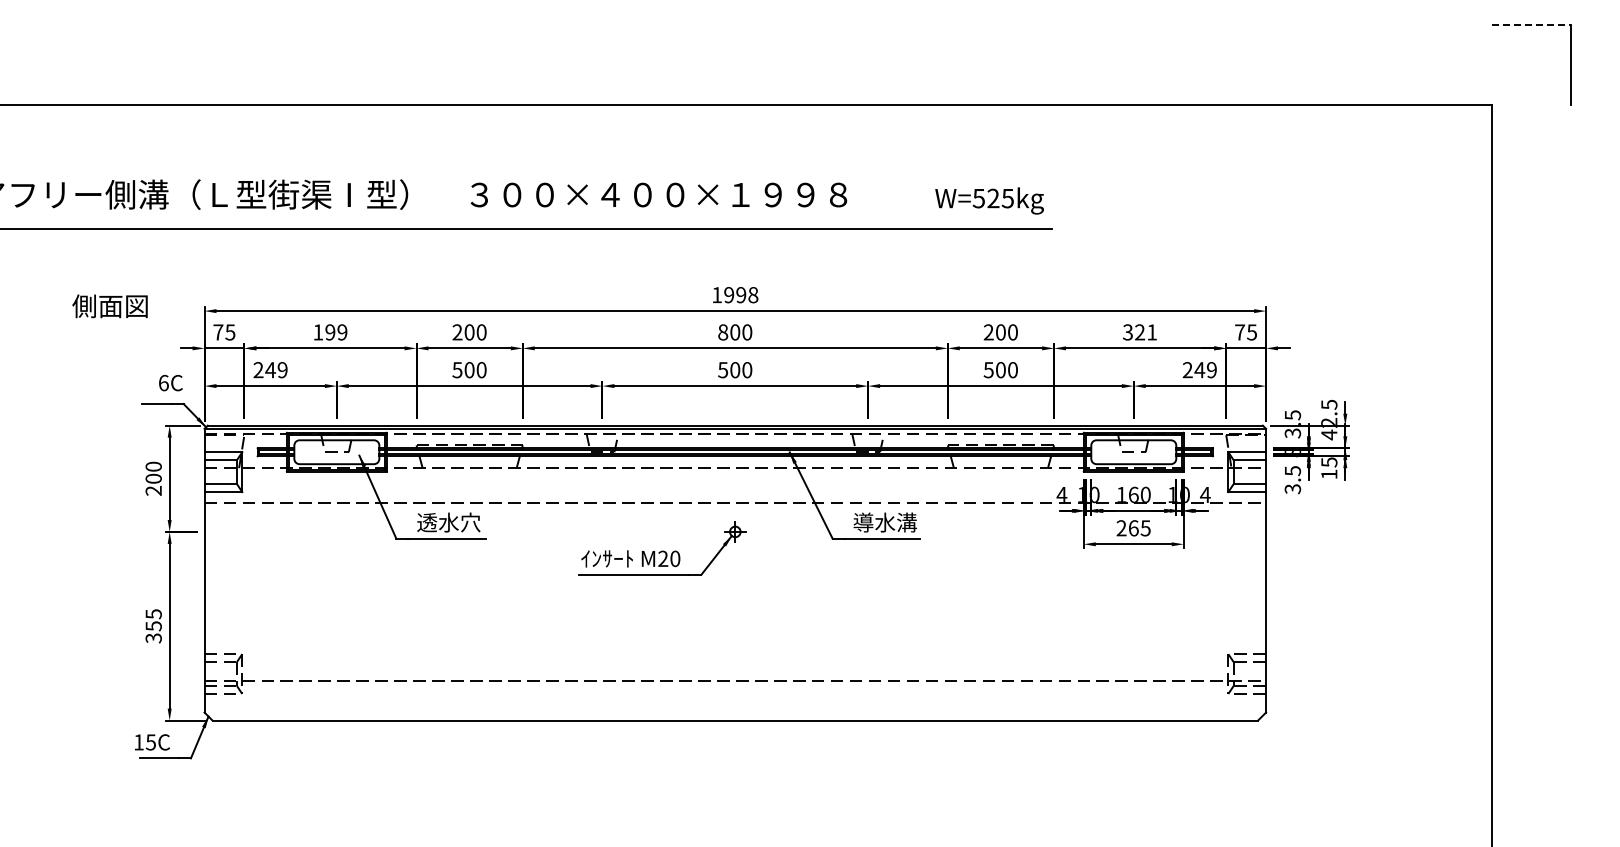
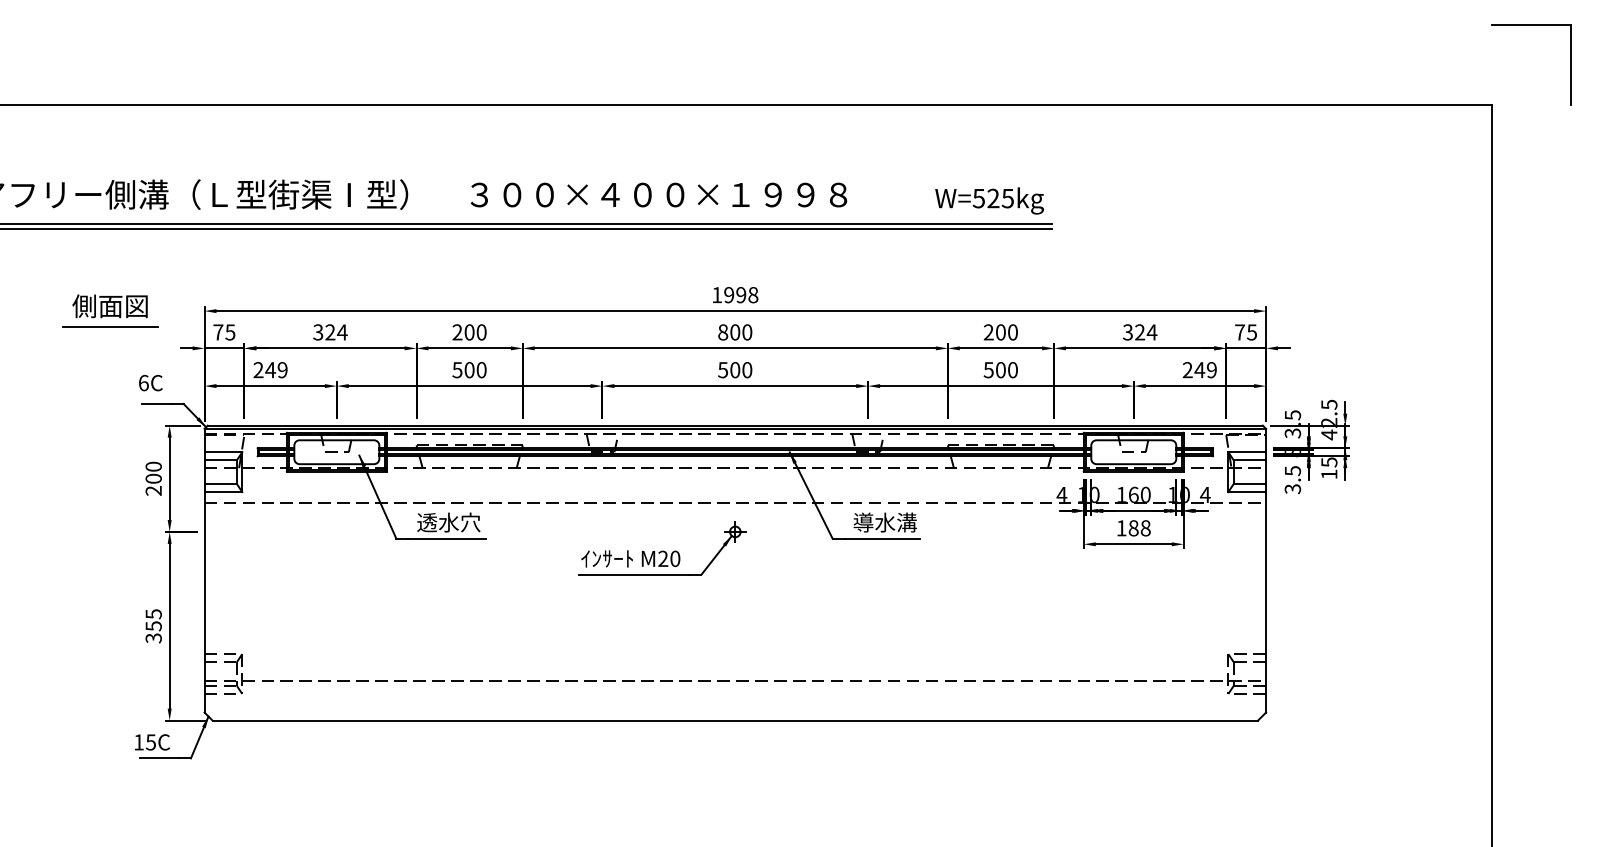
line: dashed -> solid (1531, 25)
line: none -> present (526, 224)
line: none -> present (110, 327)
text: 199 -> 324 (330, 332)
text: 321 -> 324 (1151, 332)
text position: (170, 383) -> (150, 383) (150, 383)
text: 265 -> 188 (1133, 528)
